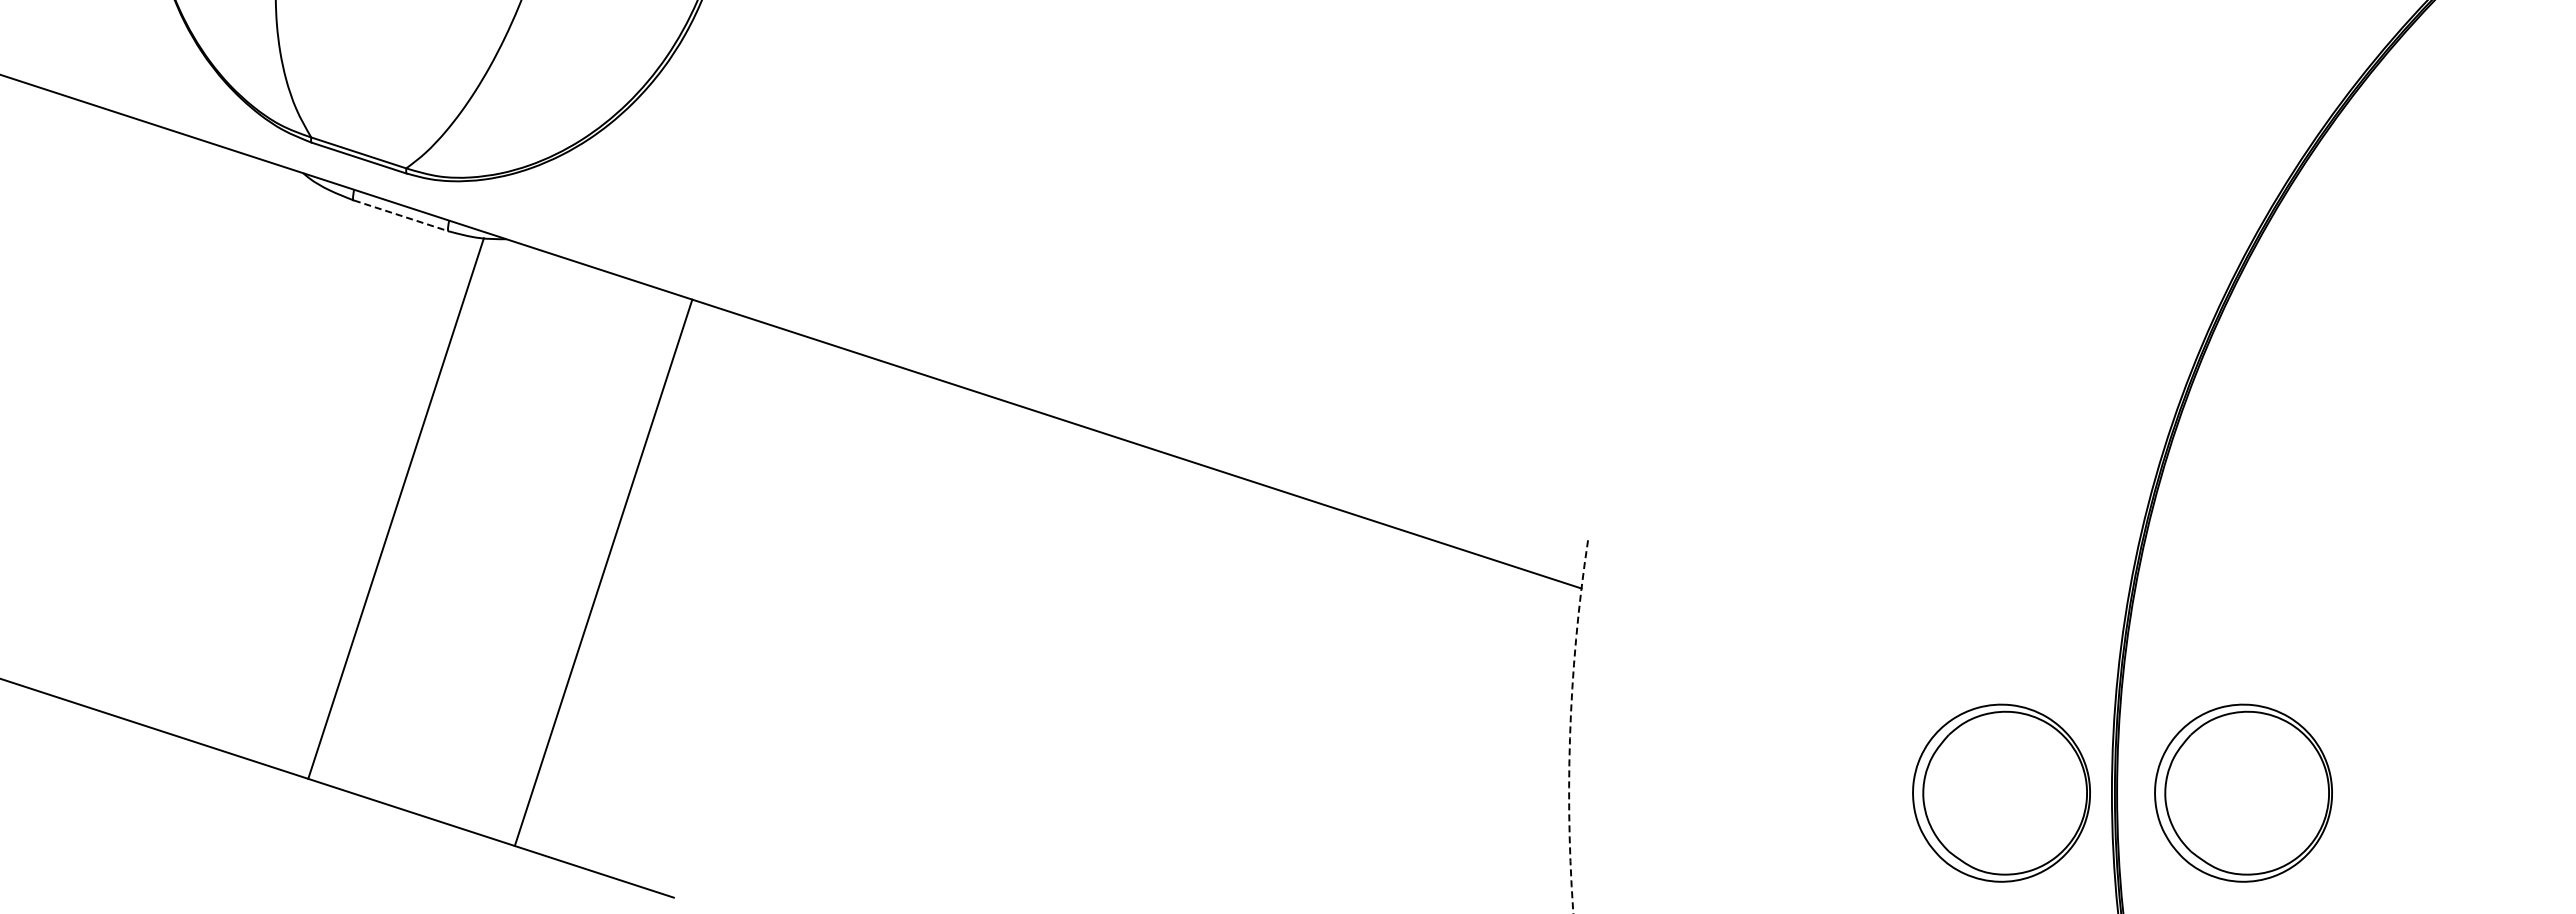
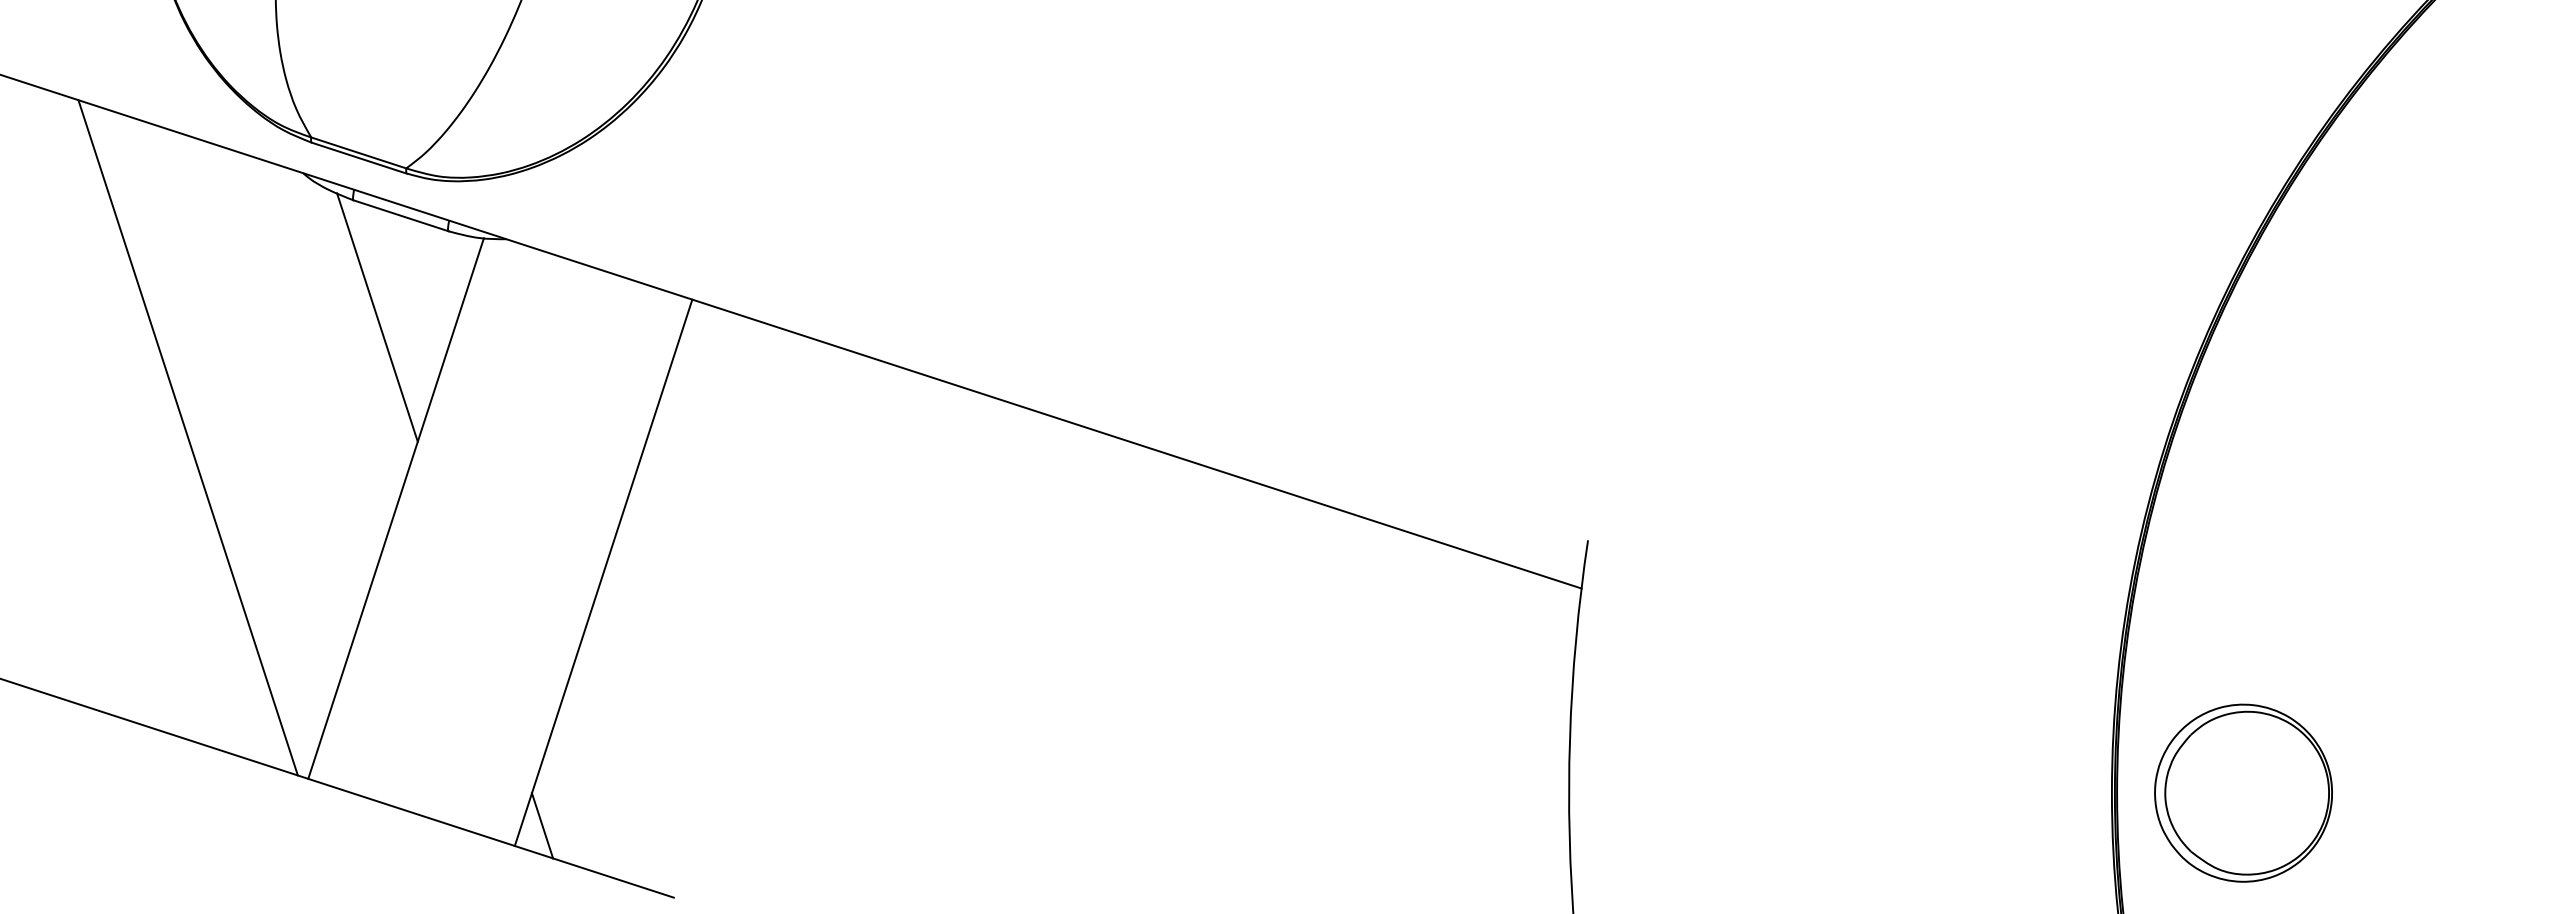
line: dashed -> solid (401, 215)
line: none -> present (377, 317)
line: none -> present (187, 437)
arc: dashed -> solid (1570, 728)
part: present -> none (2001, 792)
line: none -> present (542, 825)
